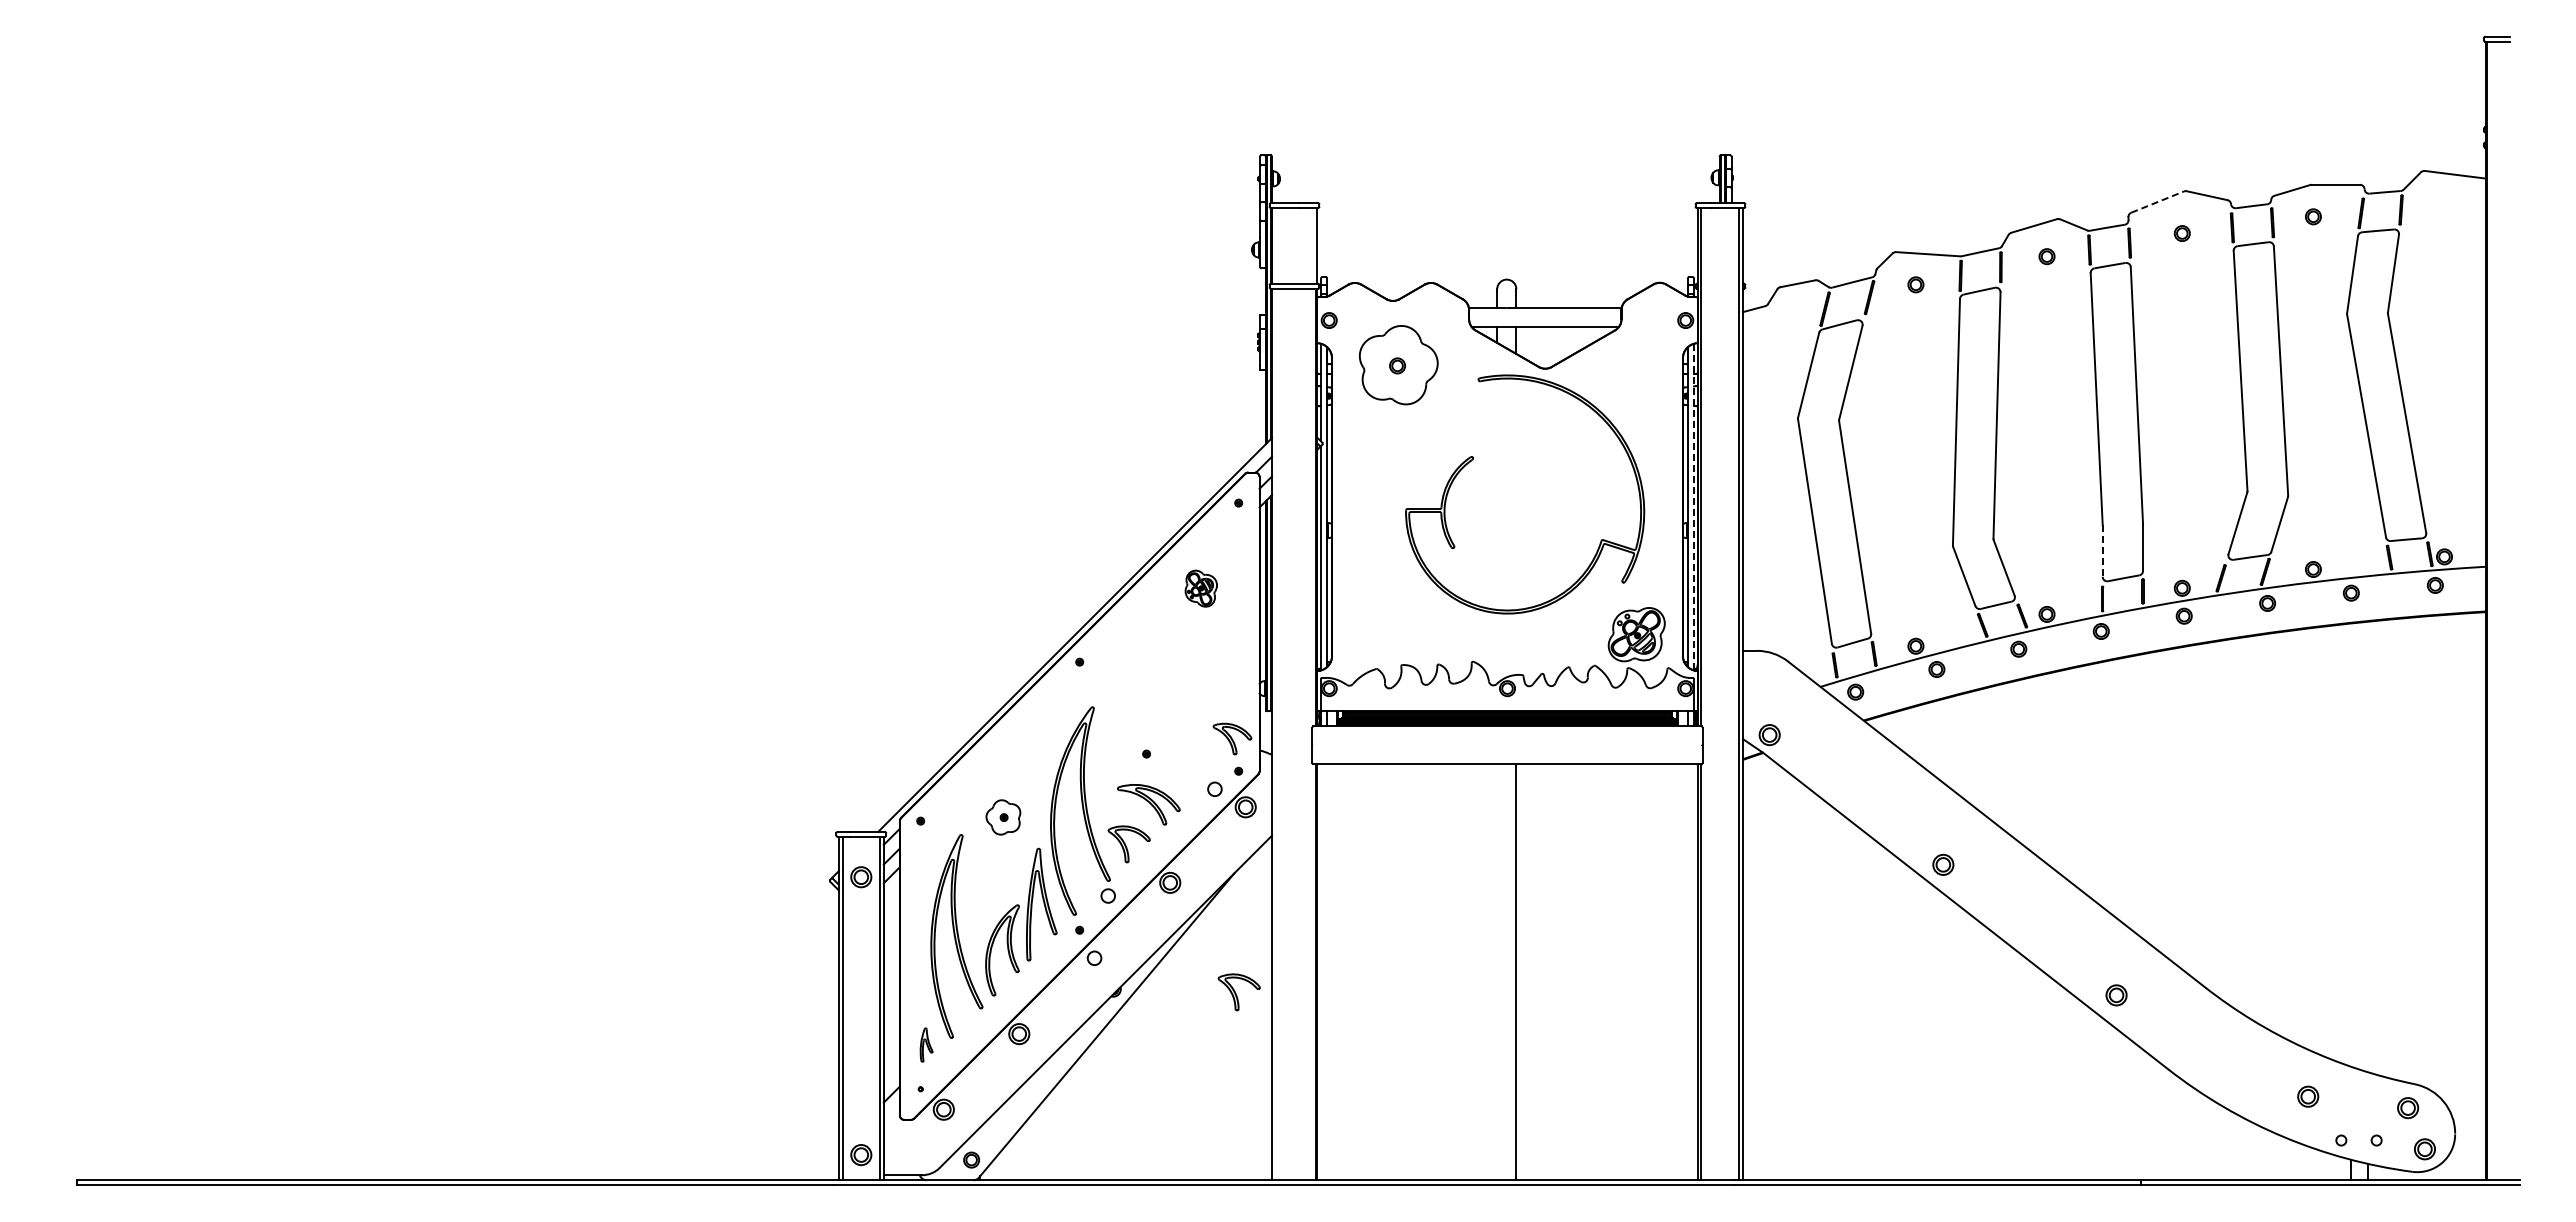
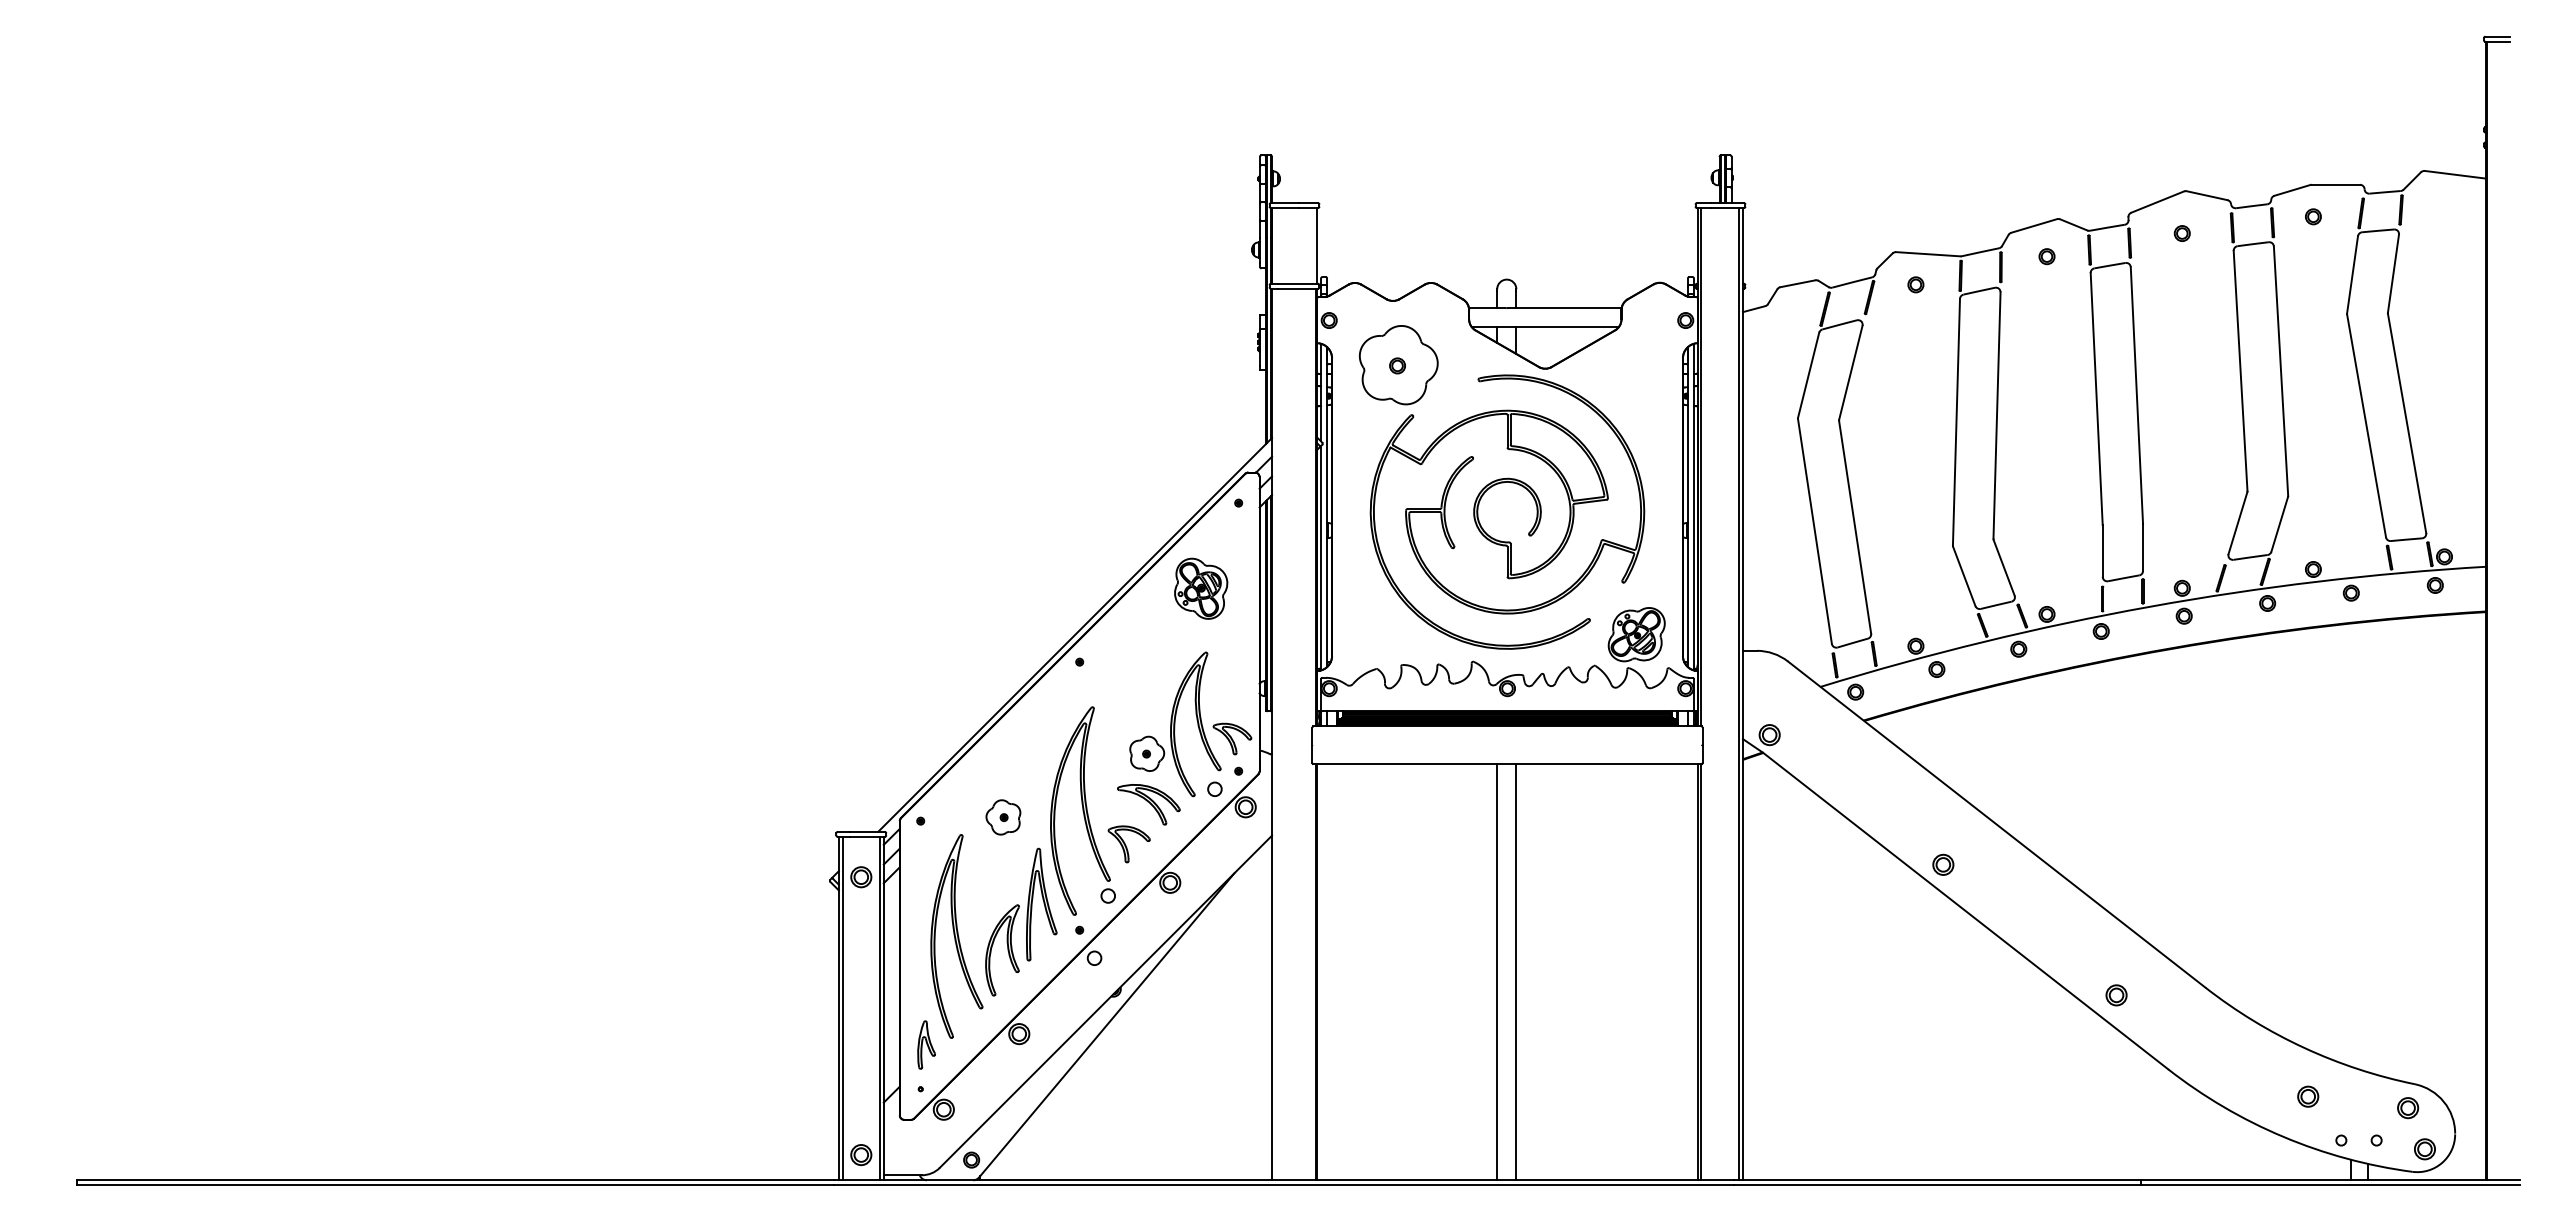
line: dashed -> solid (2158, 201)
line: dashed -> solid (1693, 506)
part: none -> present (1488, 529)
line: dashed -> solid (2102, 551)
part size: 34x39 px -> 55x63 px (1201, 588)
part: none -> present (1175, 724)
line: none -> present (1497, 972)
part: present -> none (1238, 992)
part size: 15x36 px -> 19x50 px (926, 1044)
